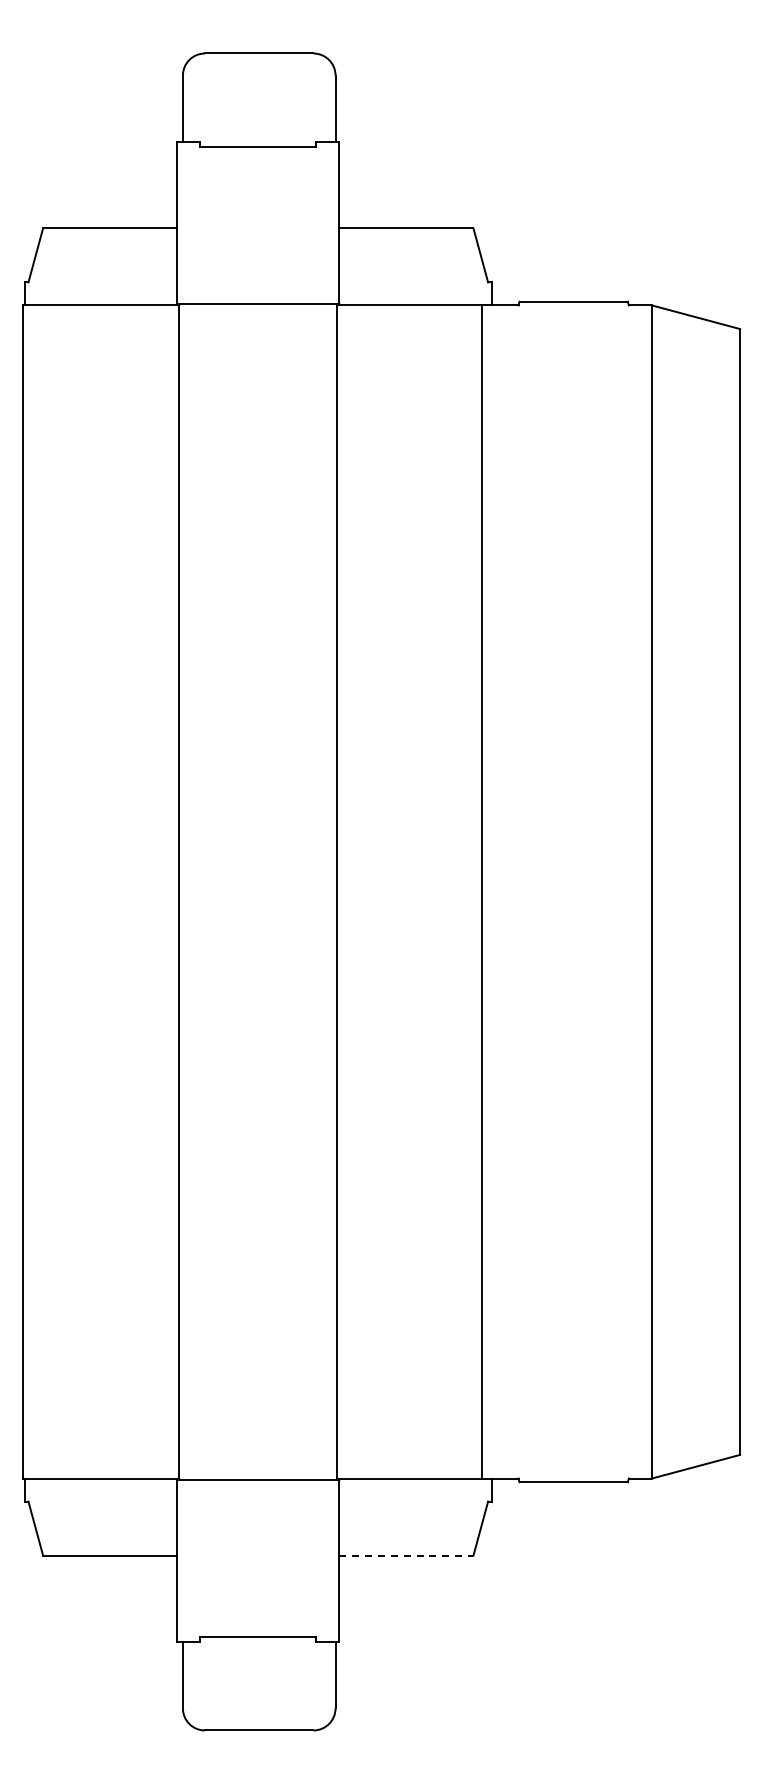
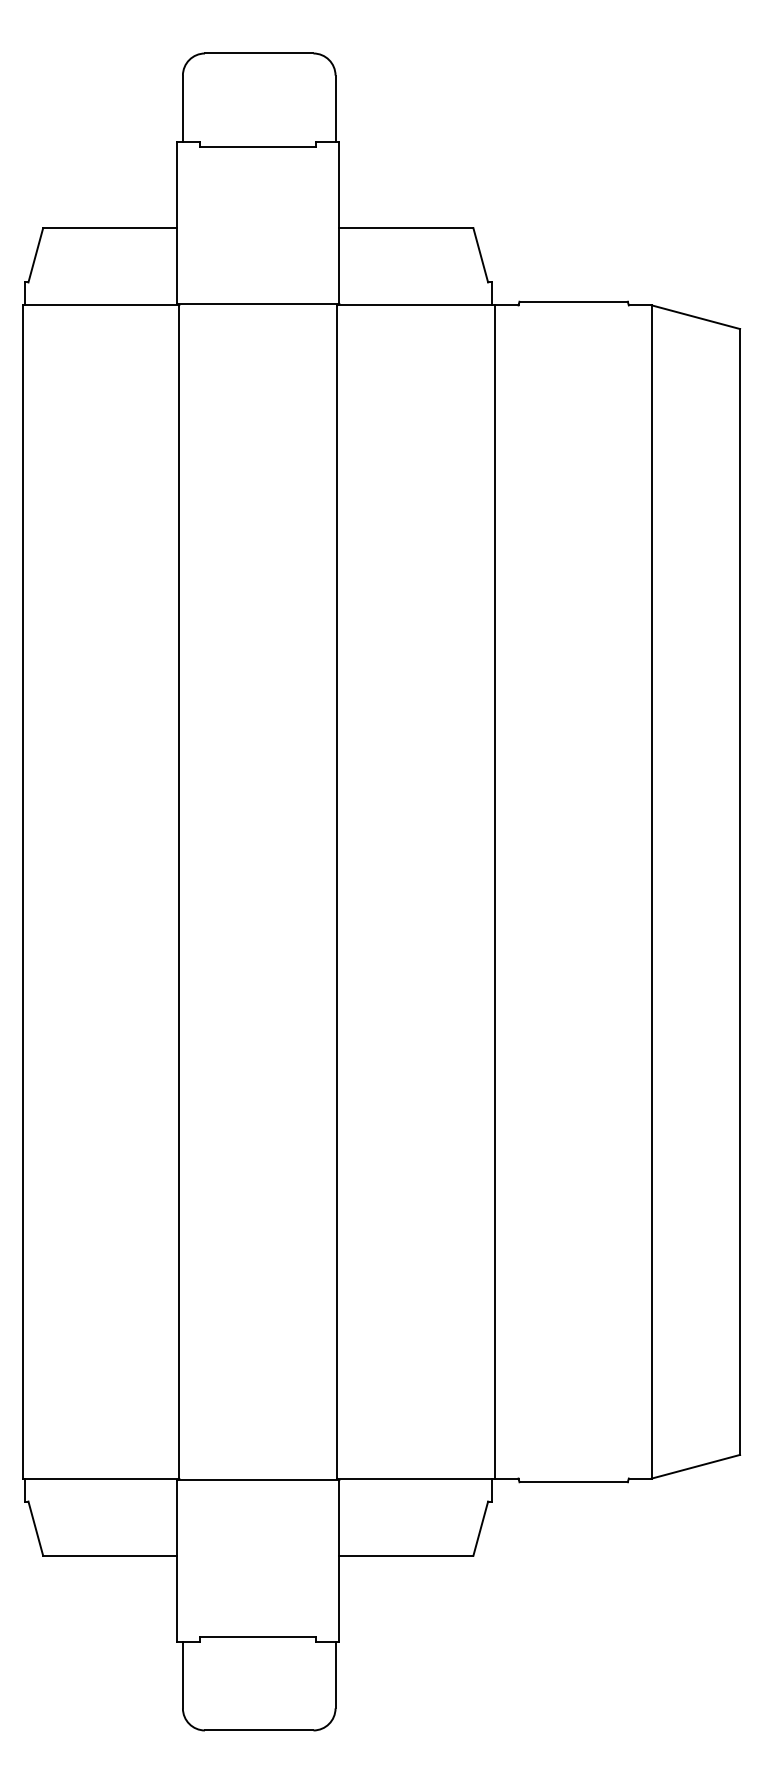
line position: (482, 891) -> (495, 891) (495, 891)
line: dashed -> solid (406, 1555)
